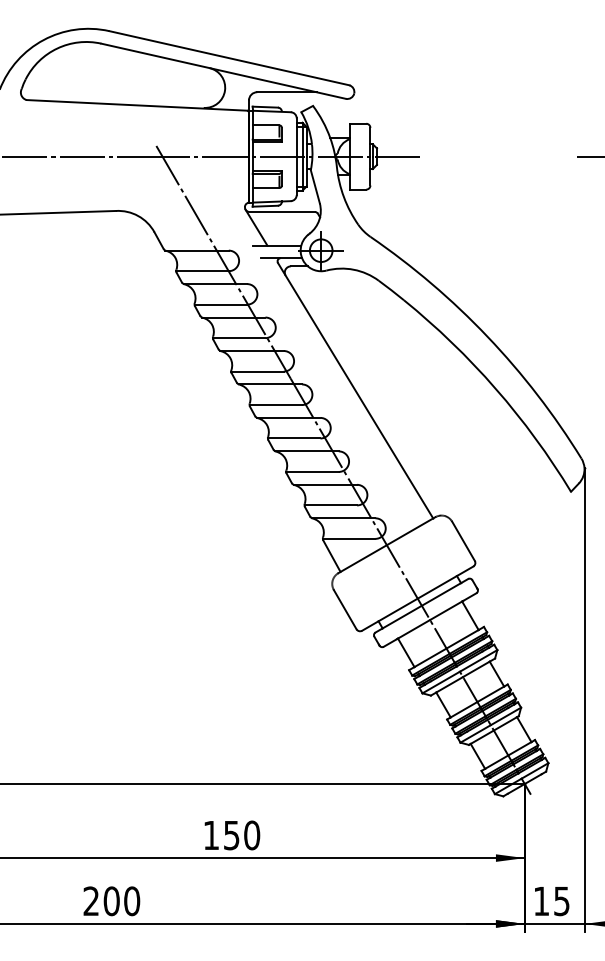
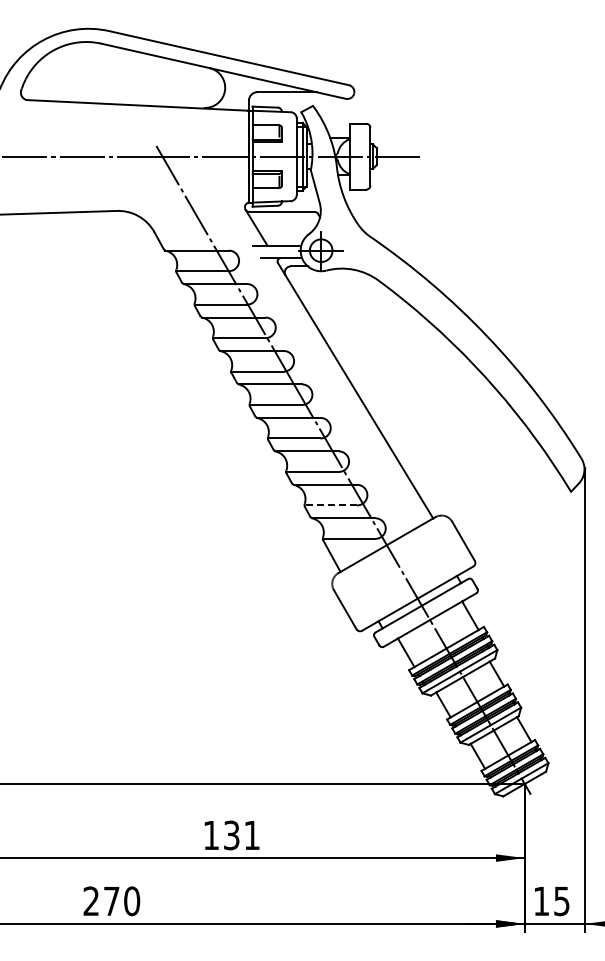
line: present -> none (589, 156)
line: solid -> dashed (330, 505)
text: 150 -> 131 (242, 835)
text: 200 -> 270 (111, 901)
